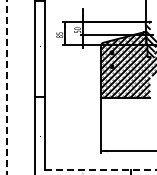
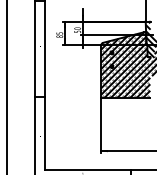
line: dashed -> solid (6, 87)
line: dashed -> solid (100, 170)
